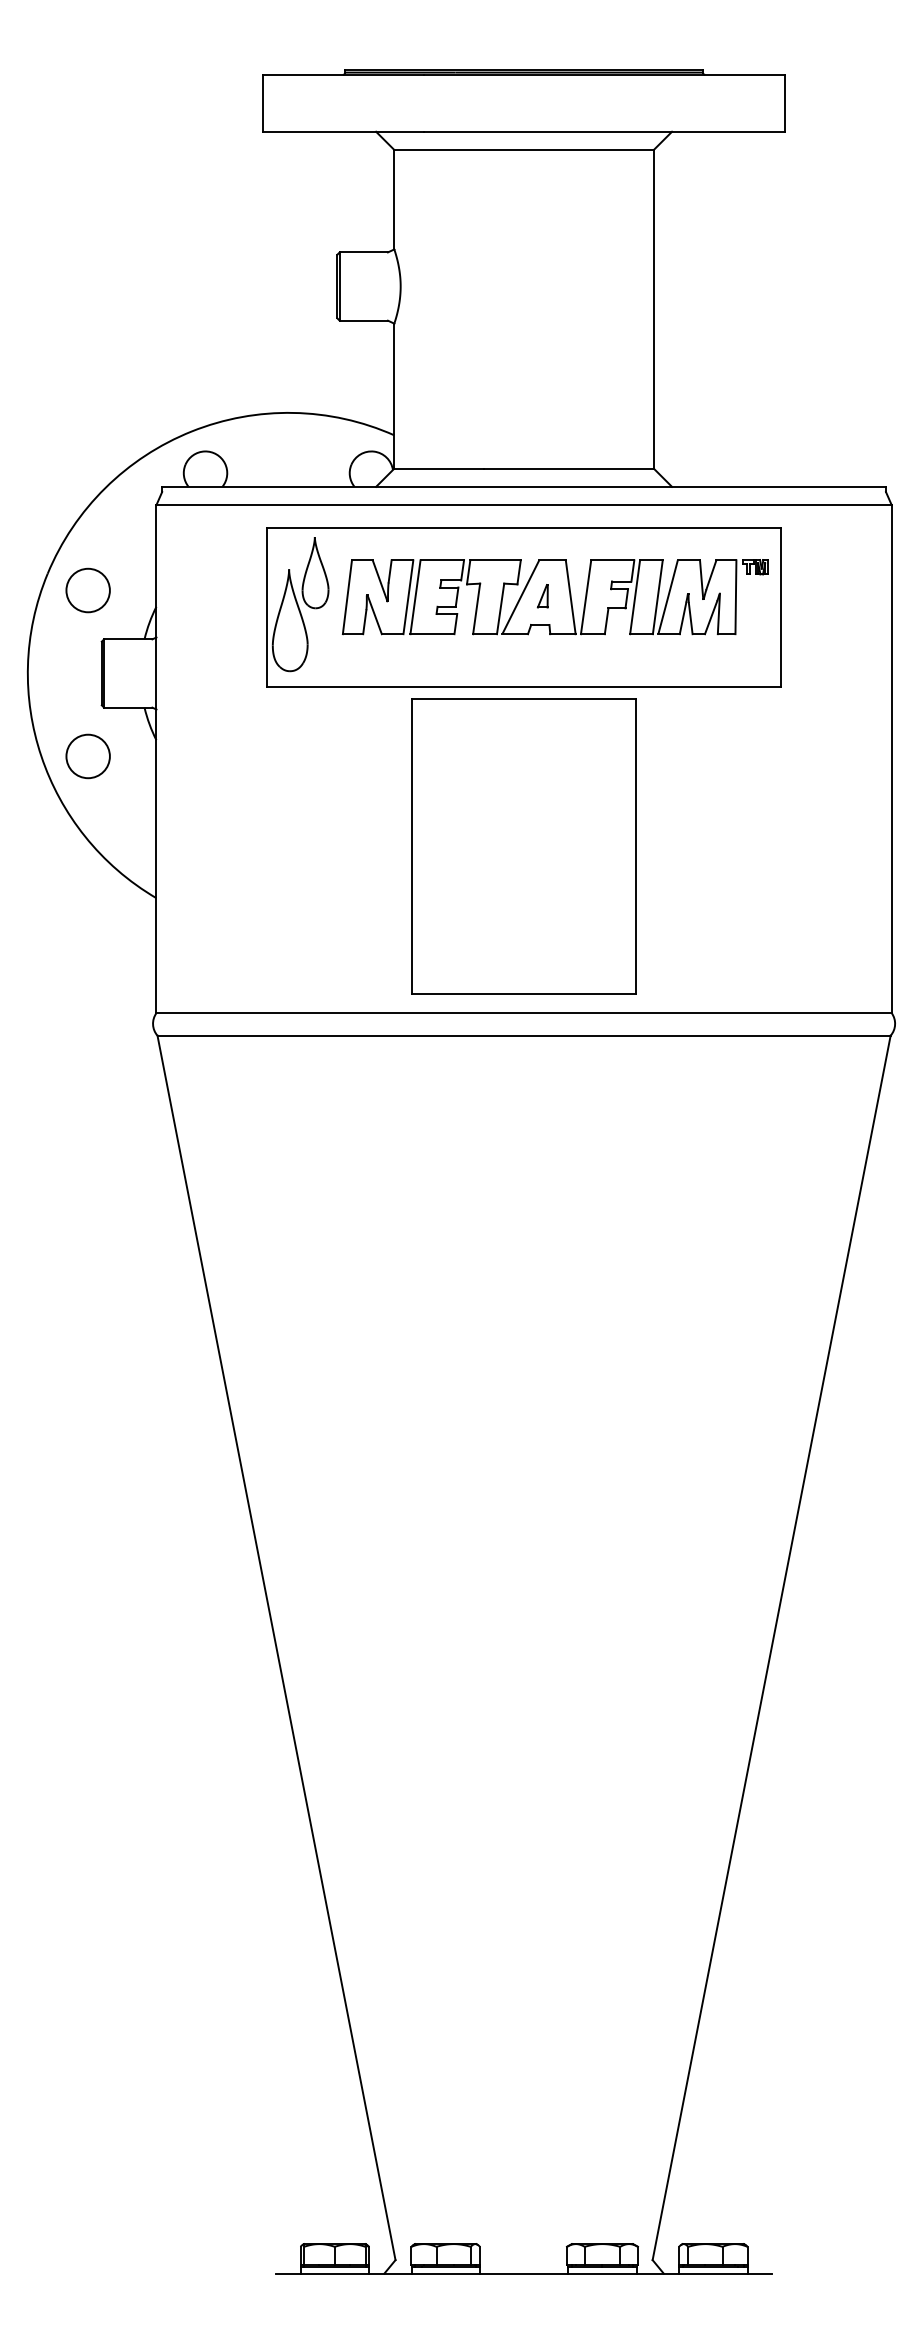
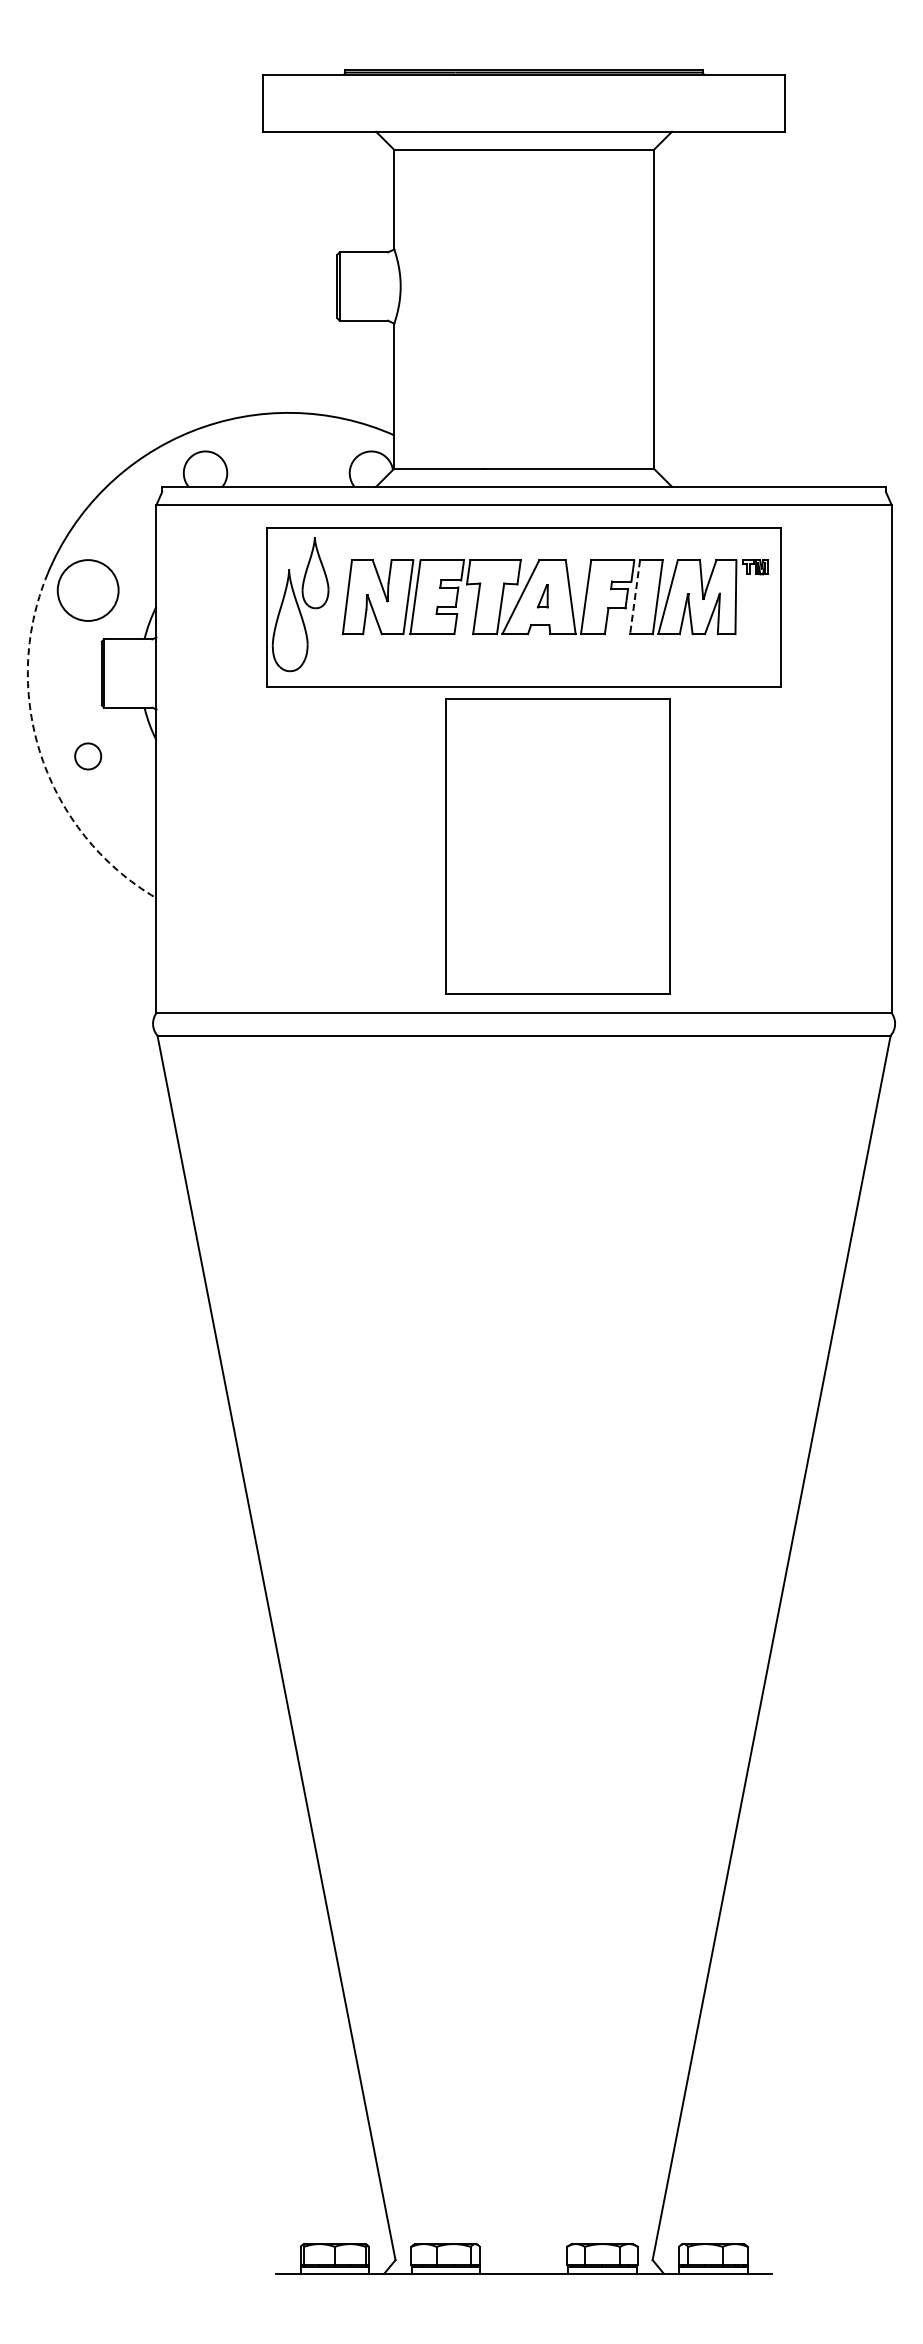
circle diameter: 43 px -> 61 px (87, 590)
line: solid -> dashed (635, 597)
arc: solid -> dashed (41, 756)
circle diameter: 43 px -> 26 px (88, 756)
part position: (523, 846) -> (557, 846) (557, 846)
